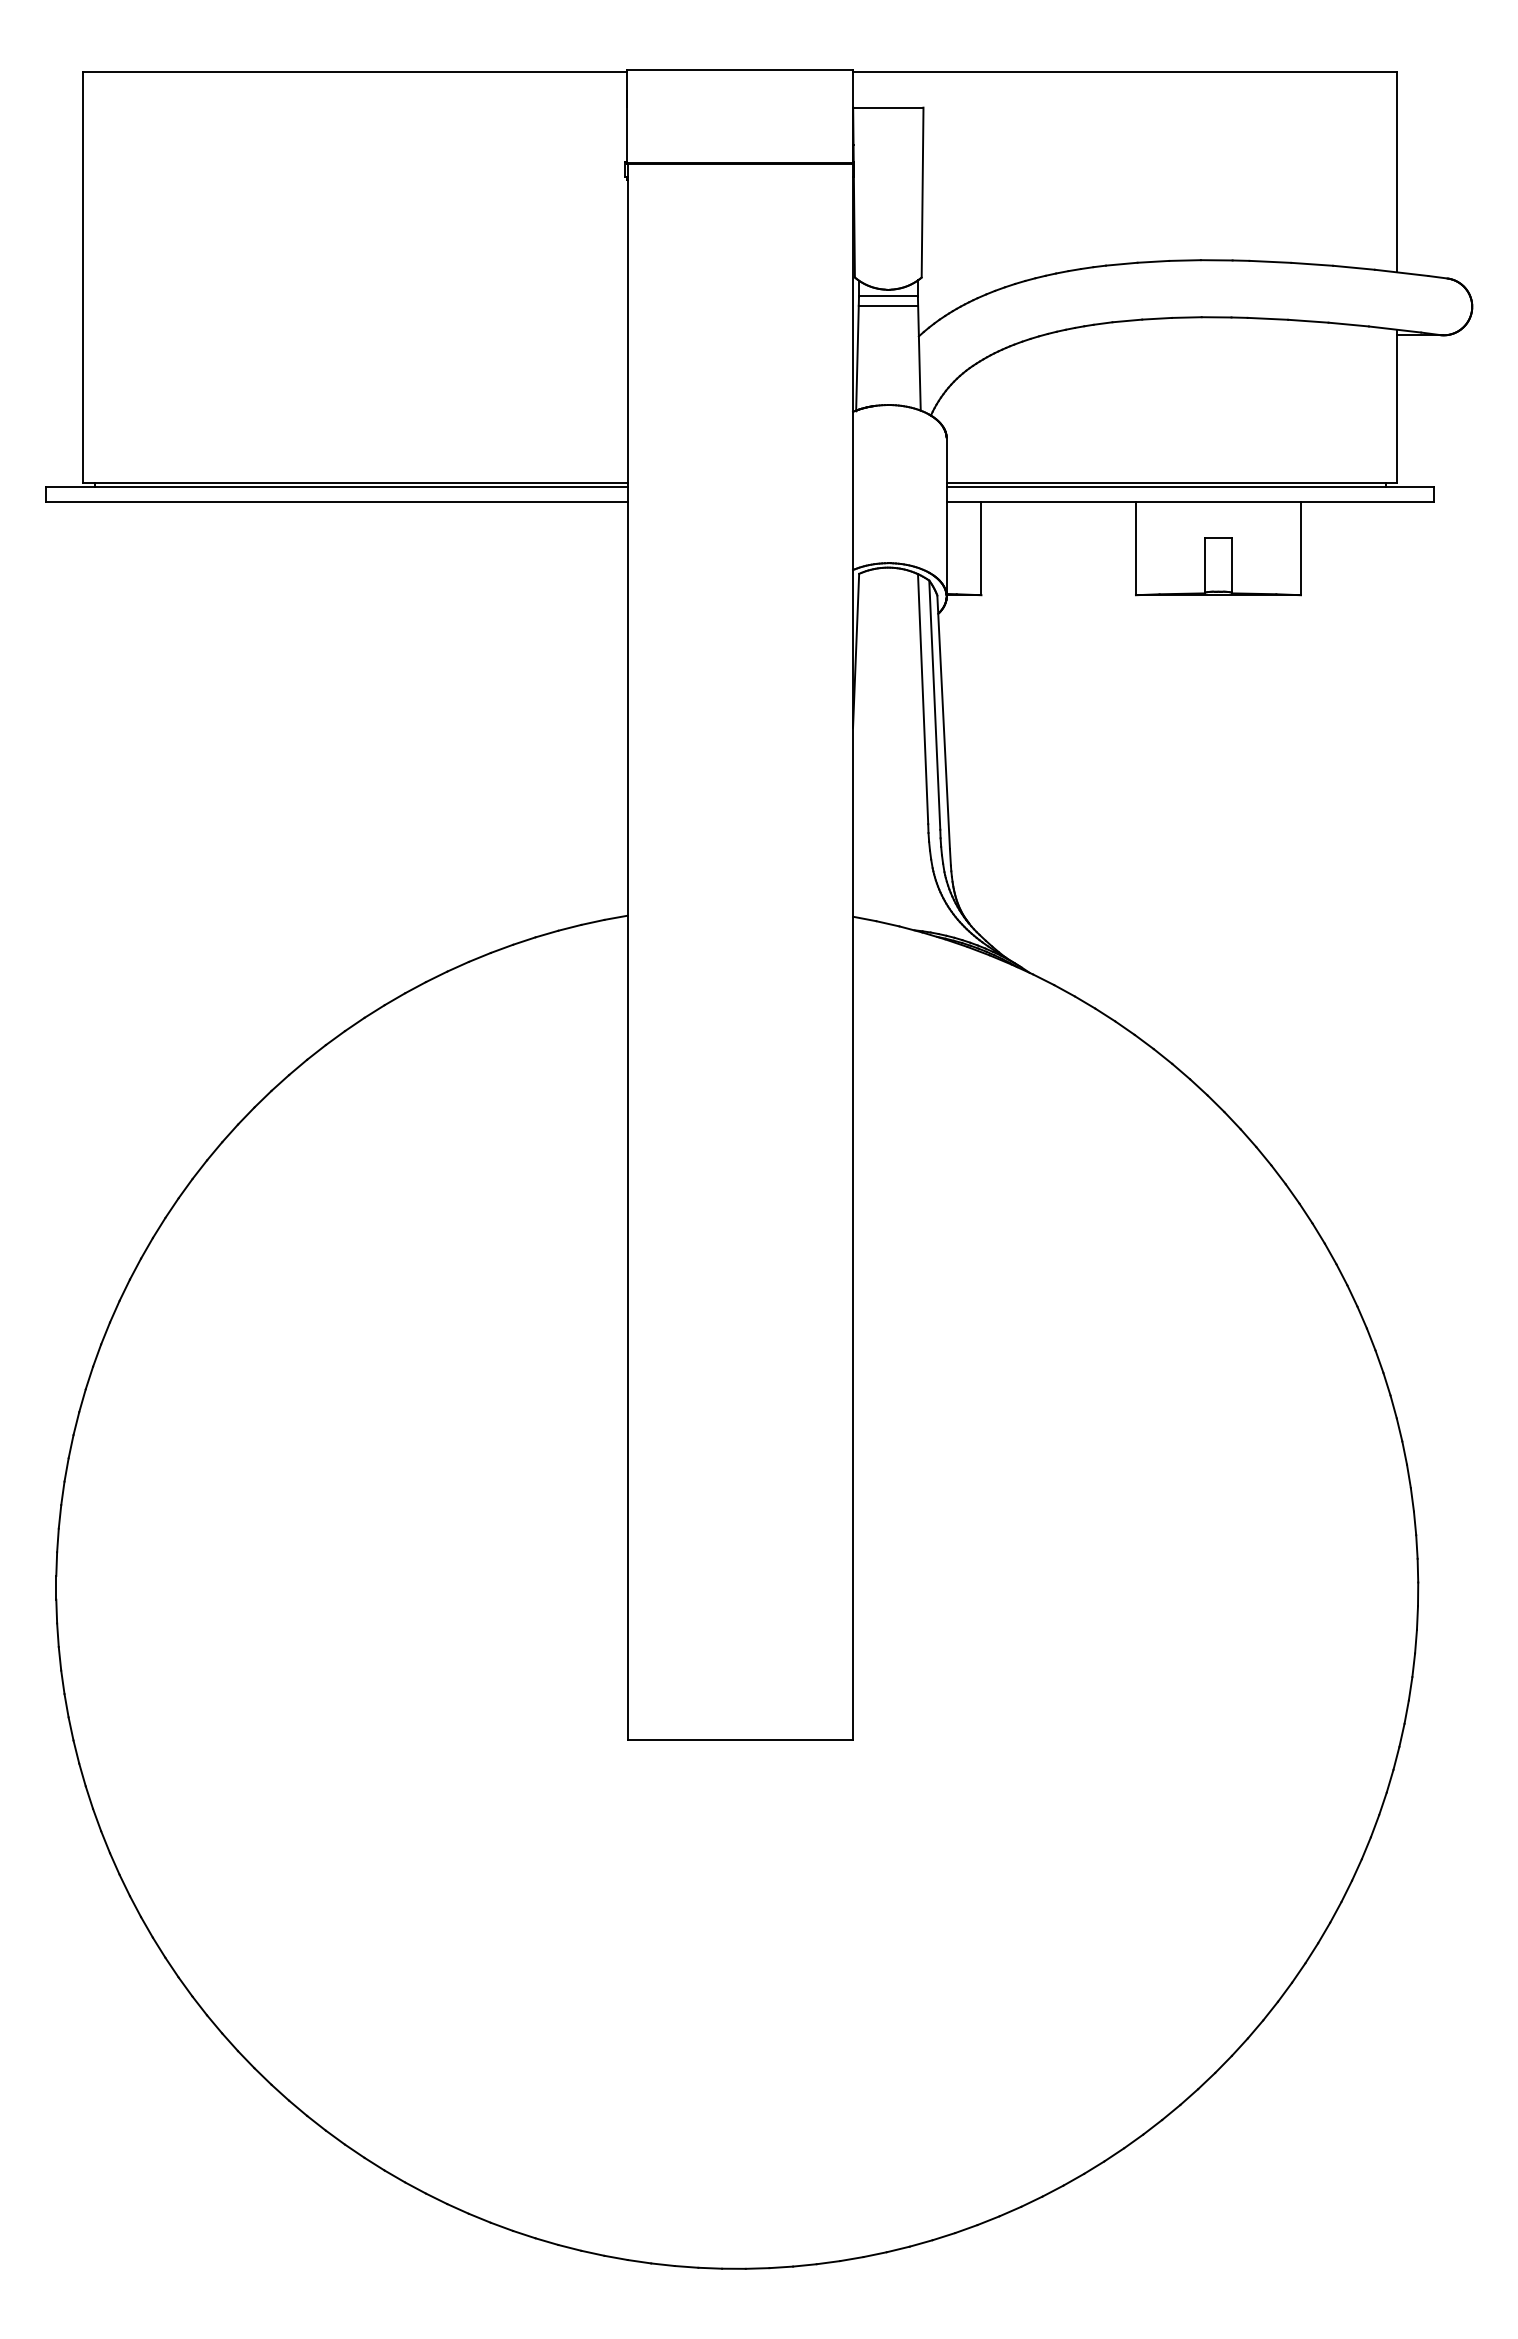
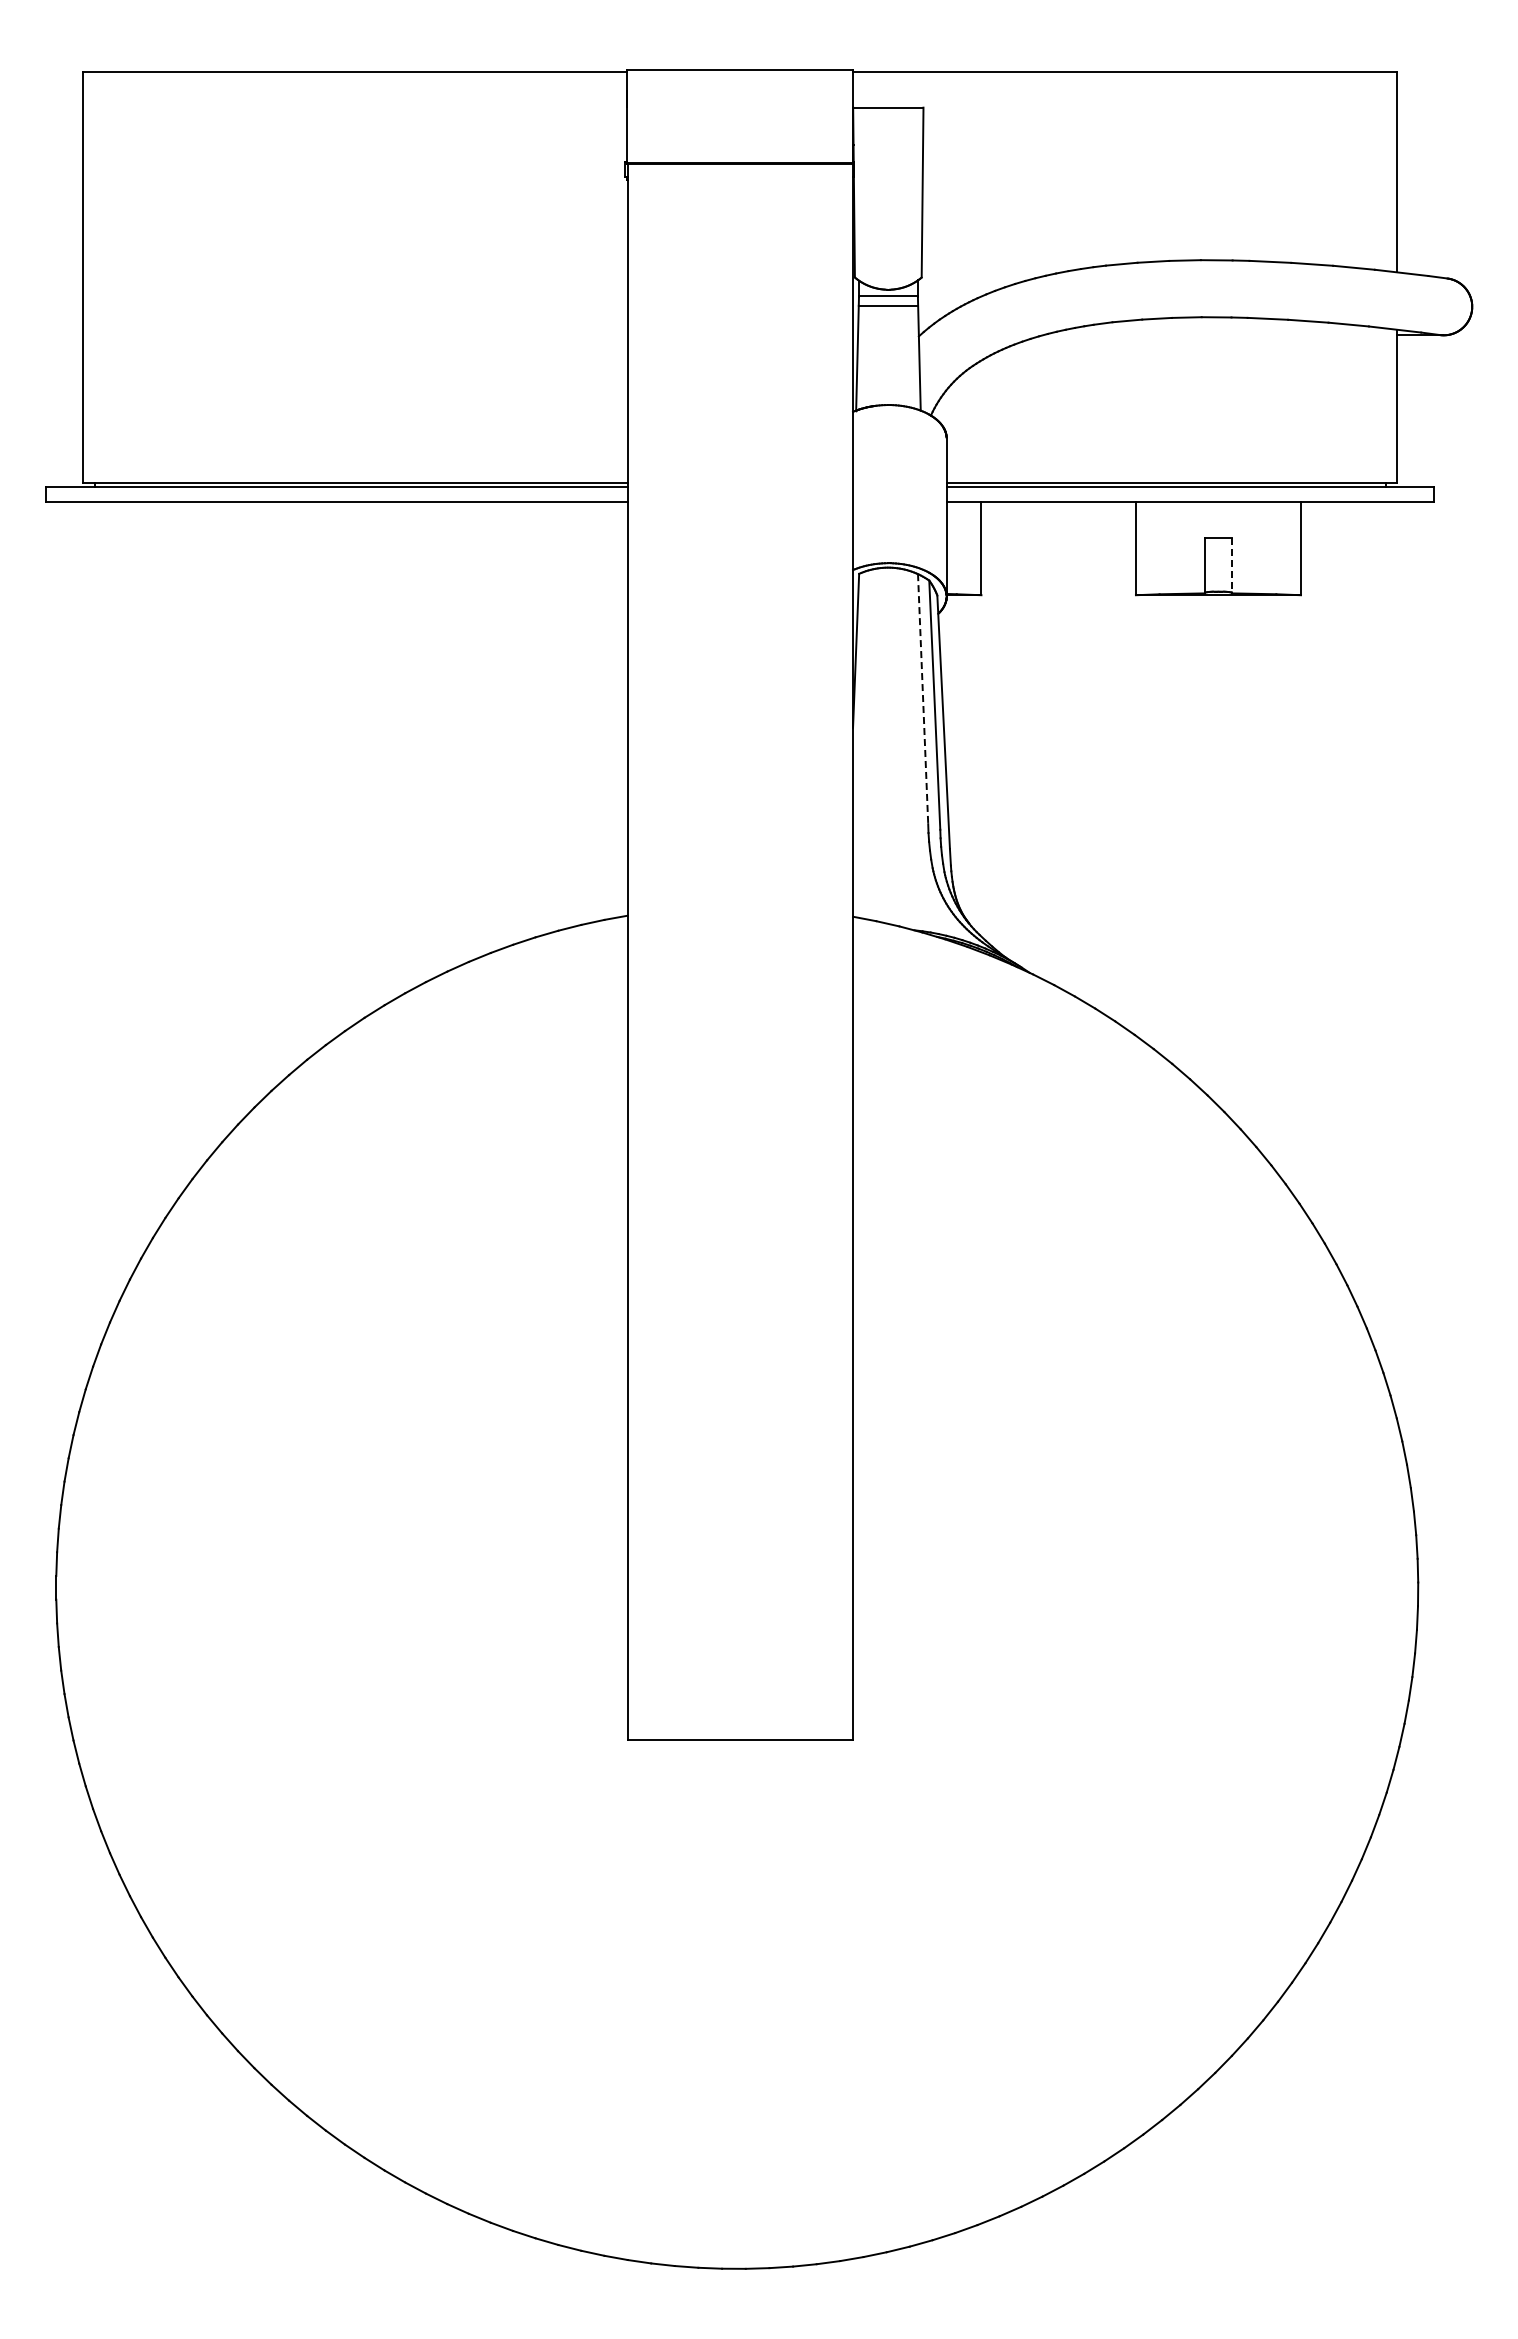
line: solid -> dashed (1232, 565)
line: solid -> dashed (923, 699)
